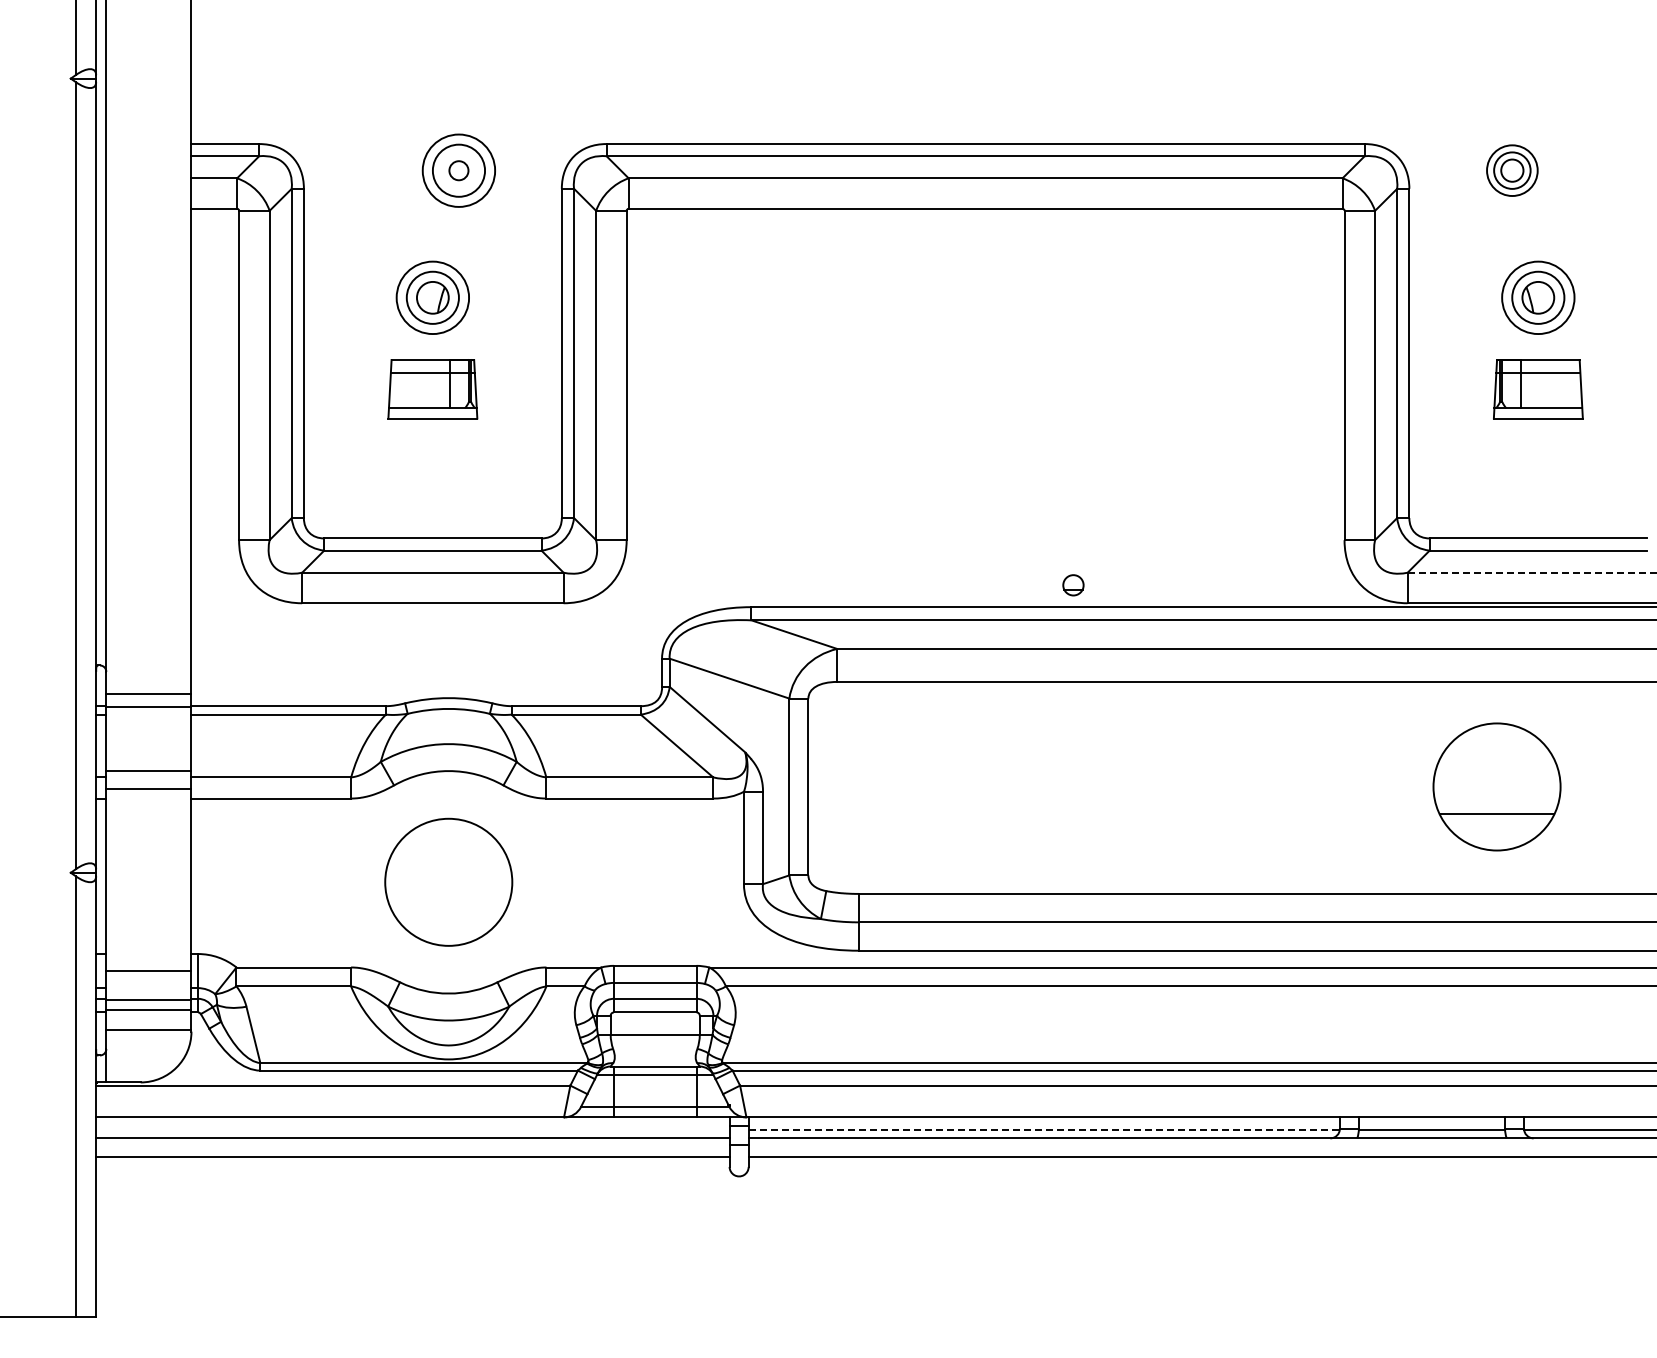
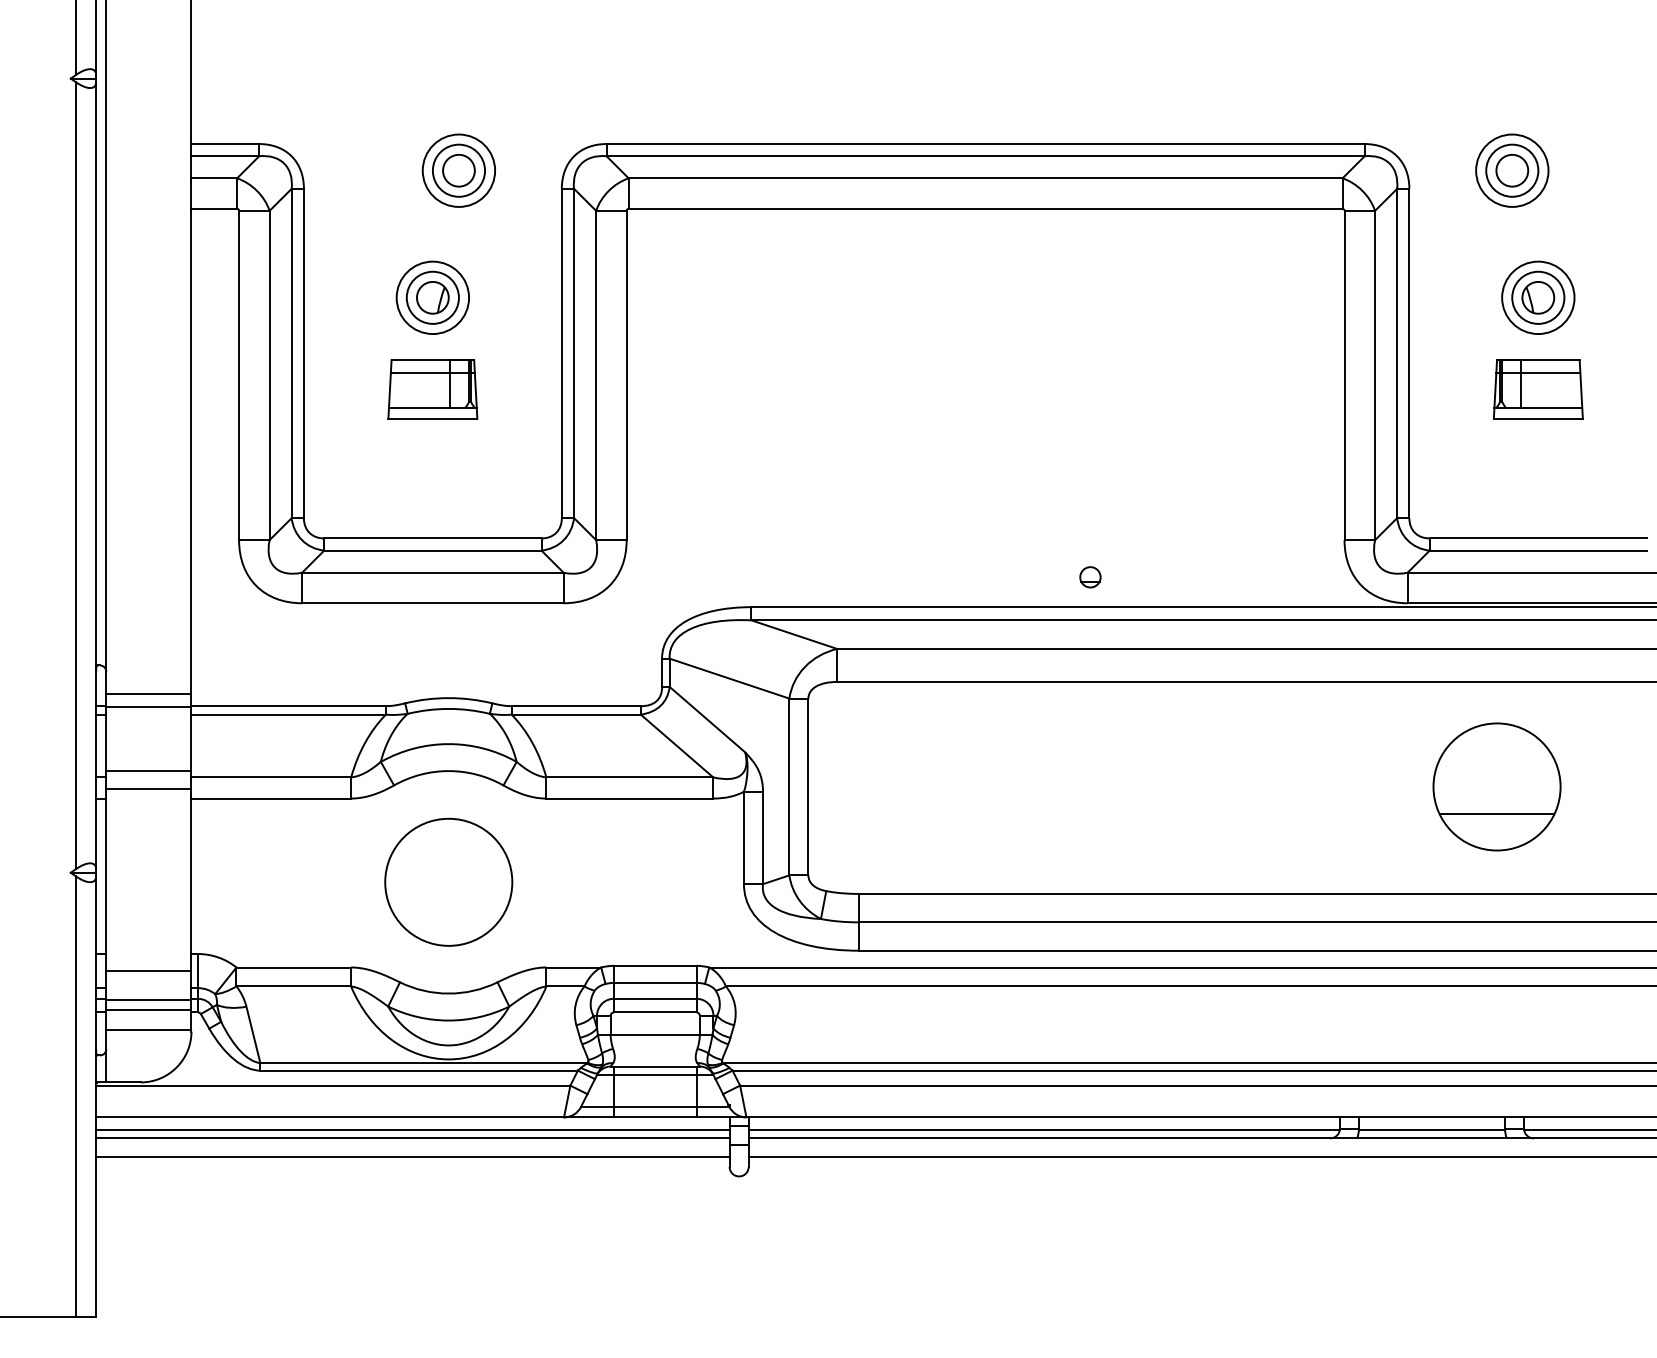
circle diameter: 19 px -> 32 px (458, 170)
part size: 53x53 px -> 75x75 px (1512, 170)
line: dashed -> solid (1532, 572)
part position: (1073, 585) -> (1090, 577) (1090, 577)
line: none -> present (412, 1130)
line: dashed -> solid (1044, 1130)
